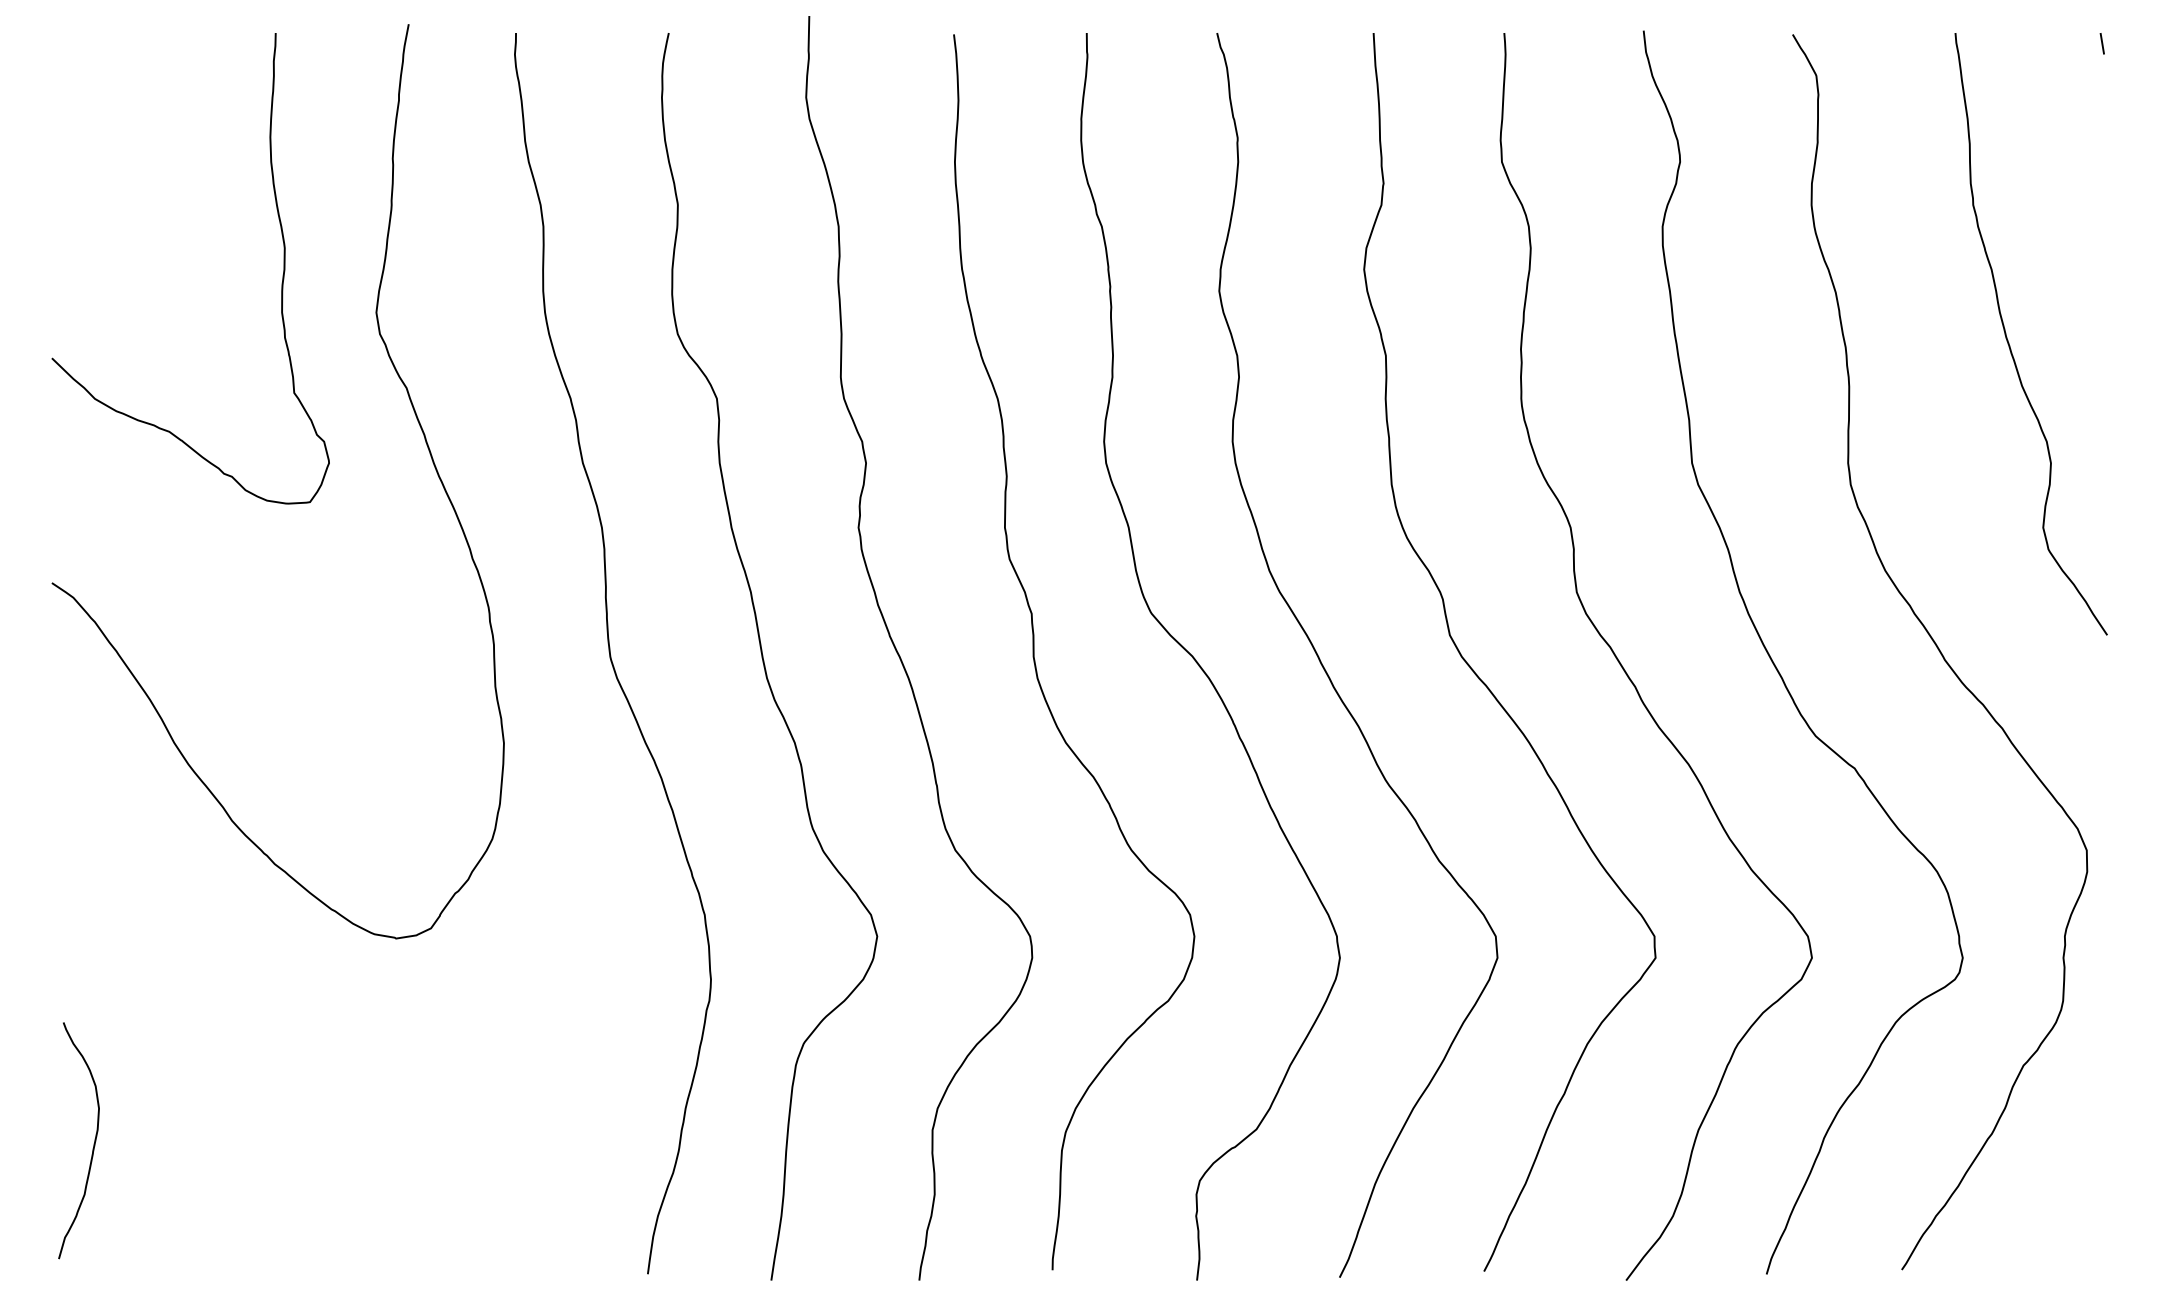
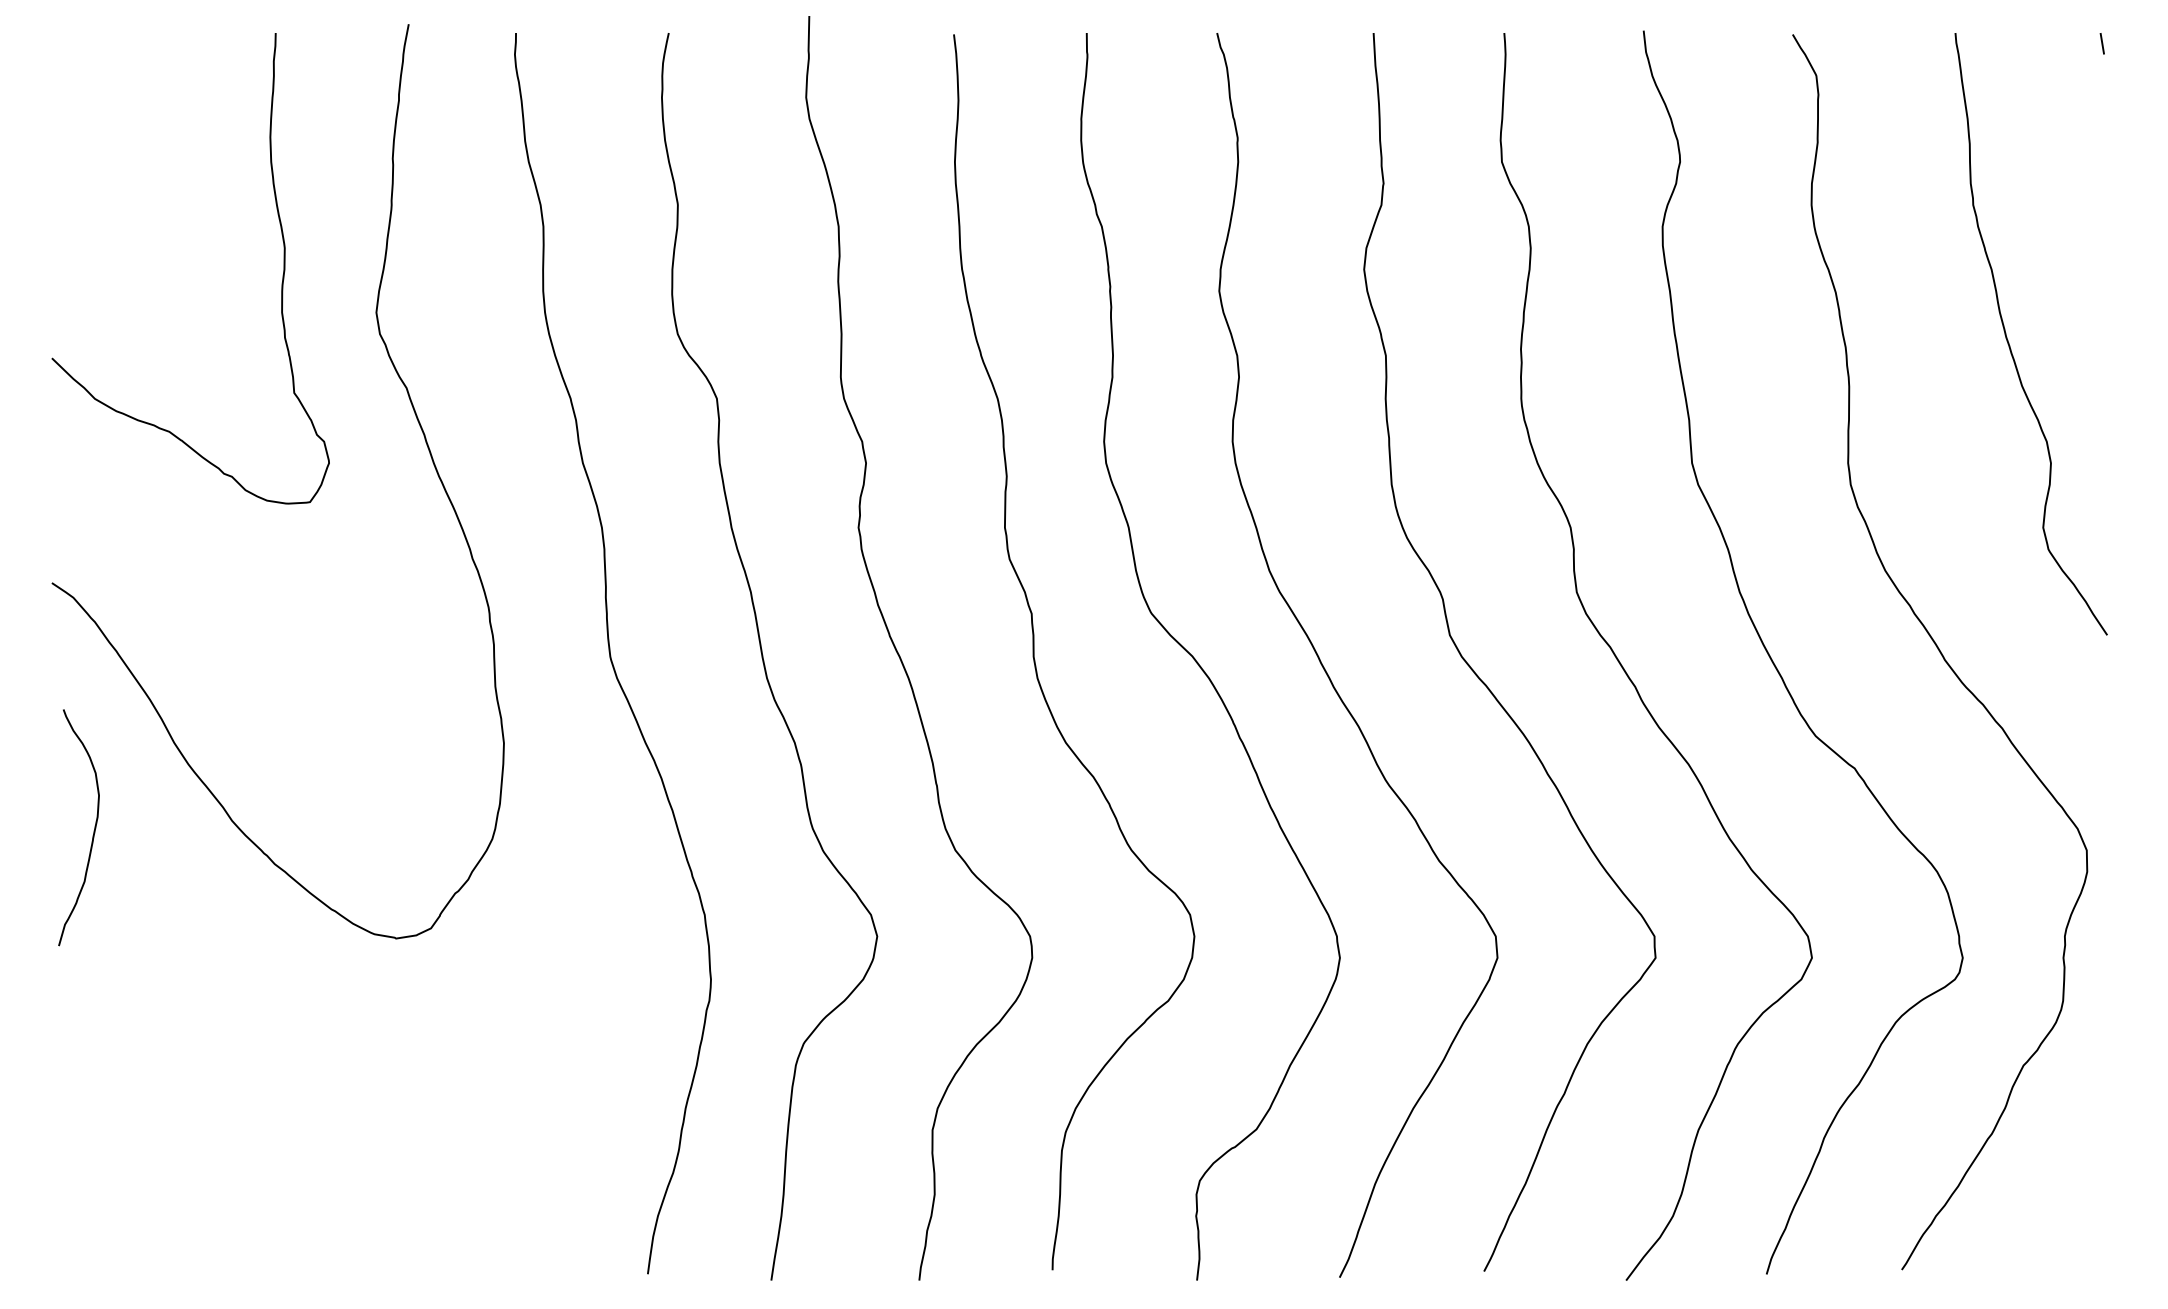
curve position: (93, 1143) -> (93, 830) (93, 830)
